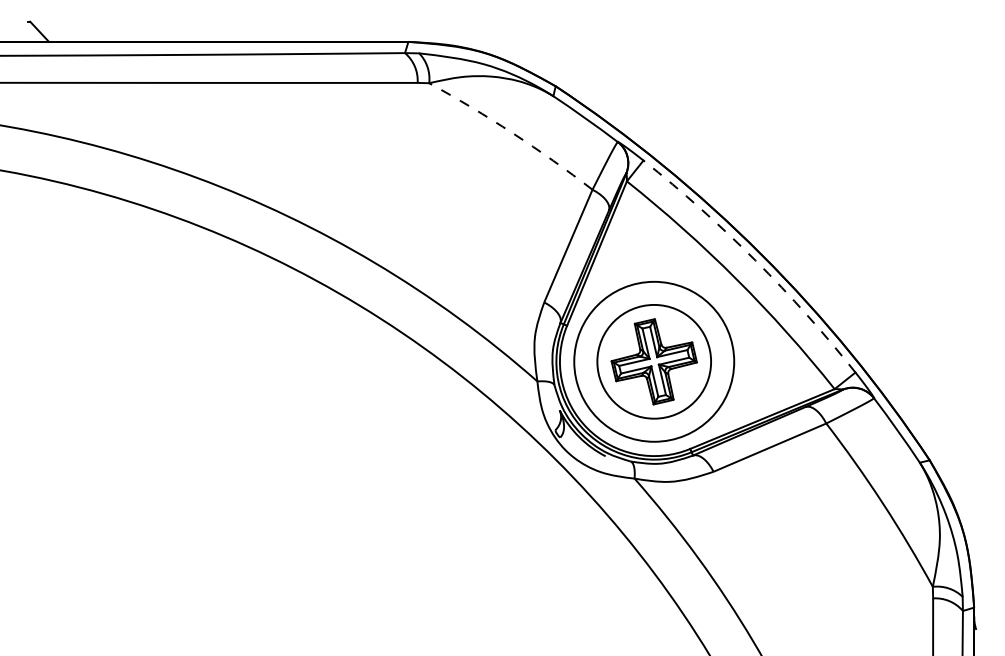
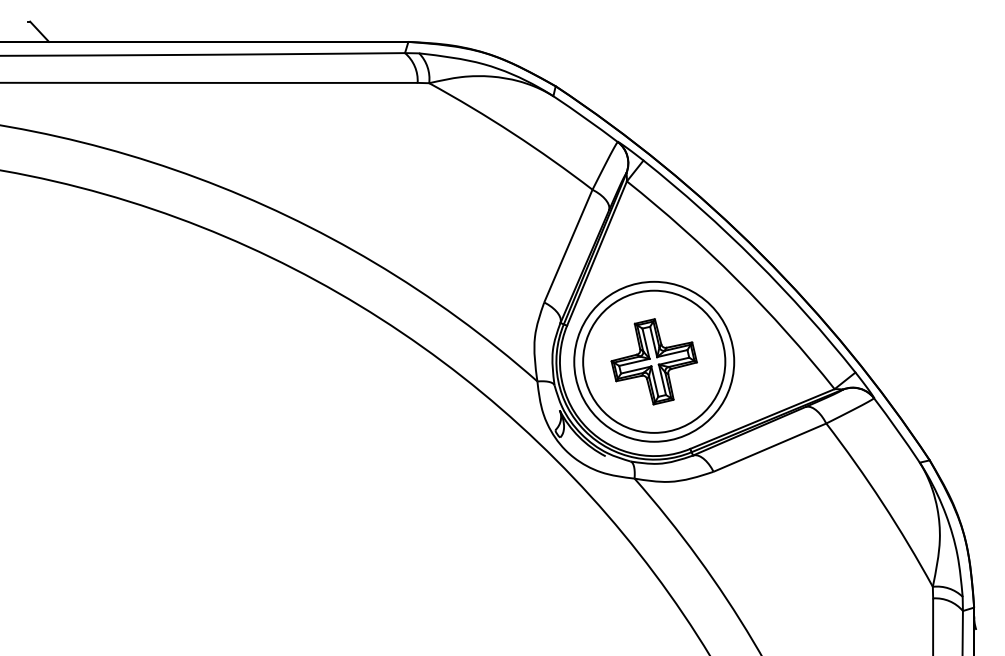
arc: dashed -> solid (512, 133)
arc: dashed -> solid (755, 260)
circle diameter: 114 px -> 142 px (654, 361)
